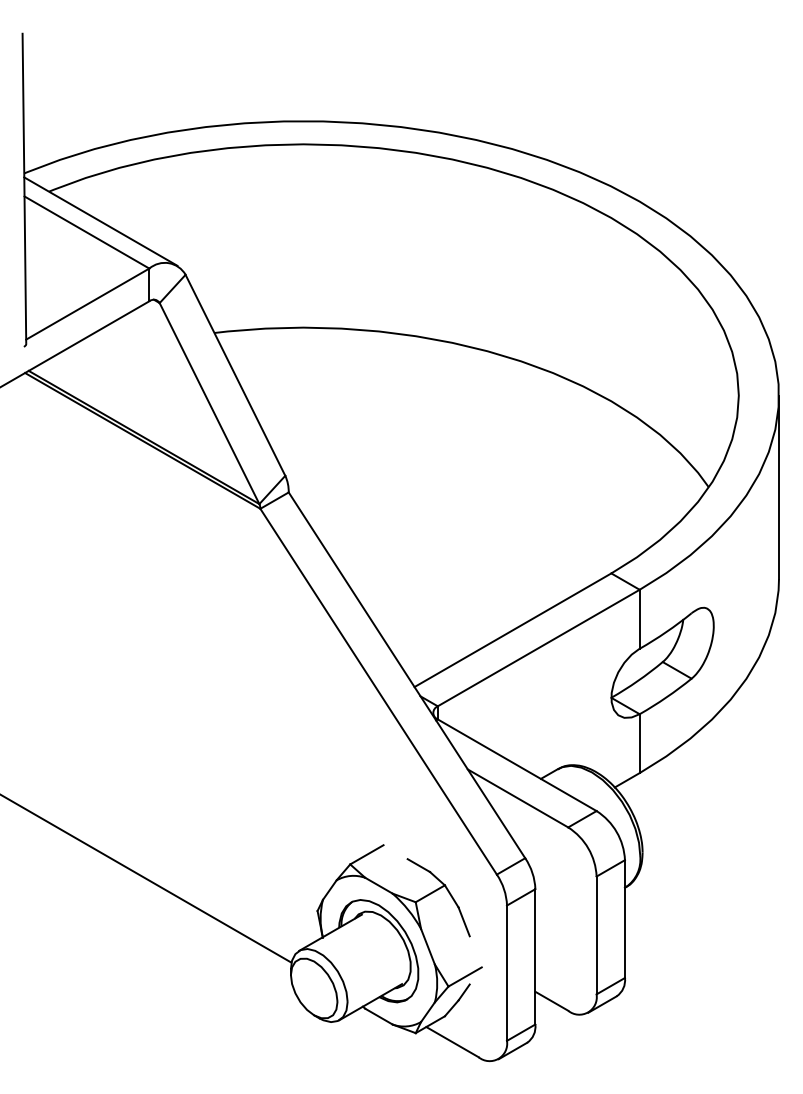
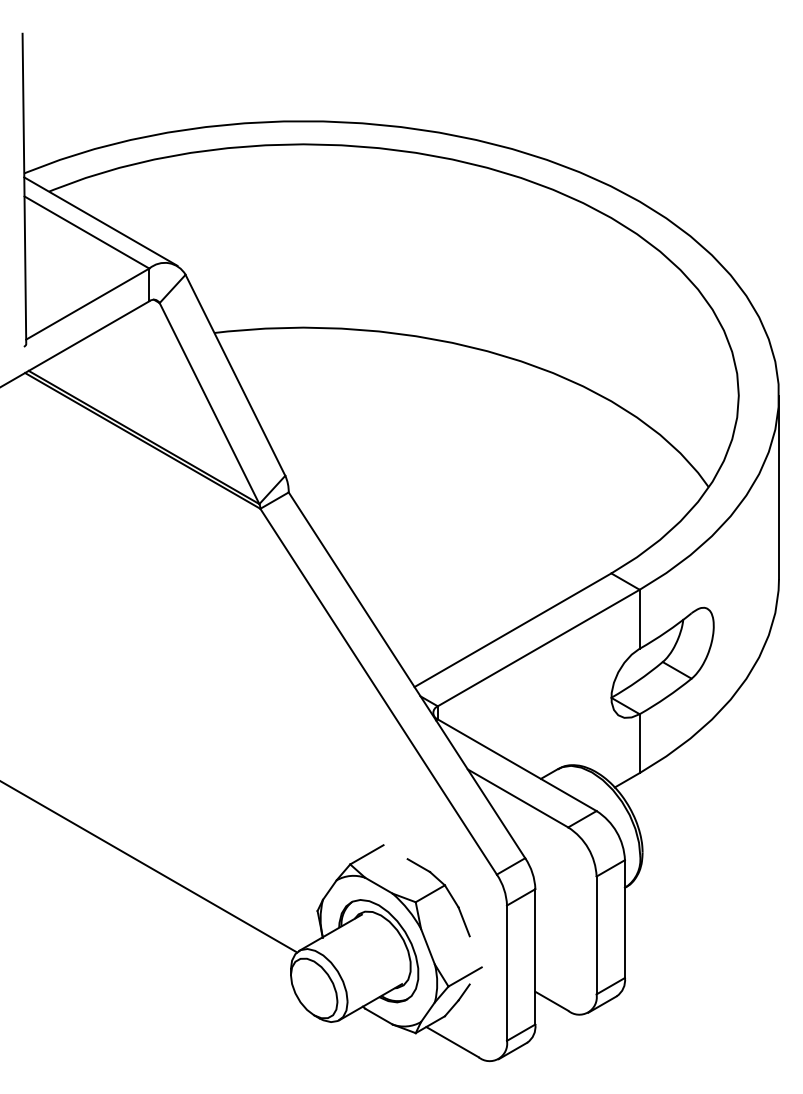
line position: (146, 878) -> (149, 867) (149, 867)
